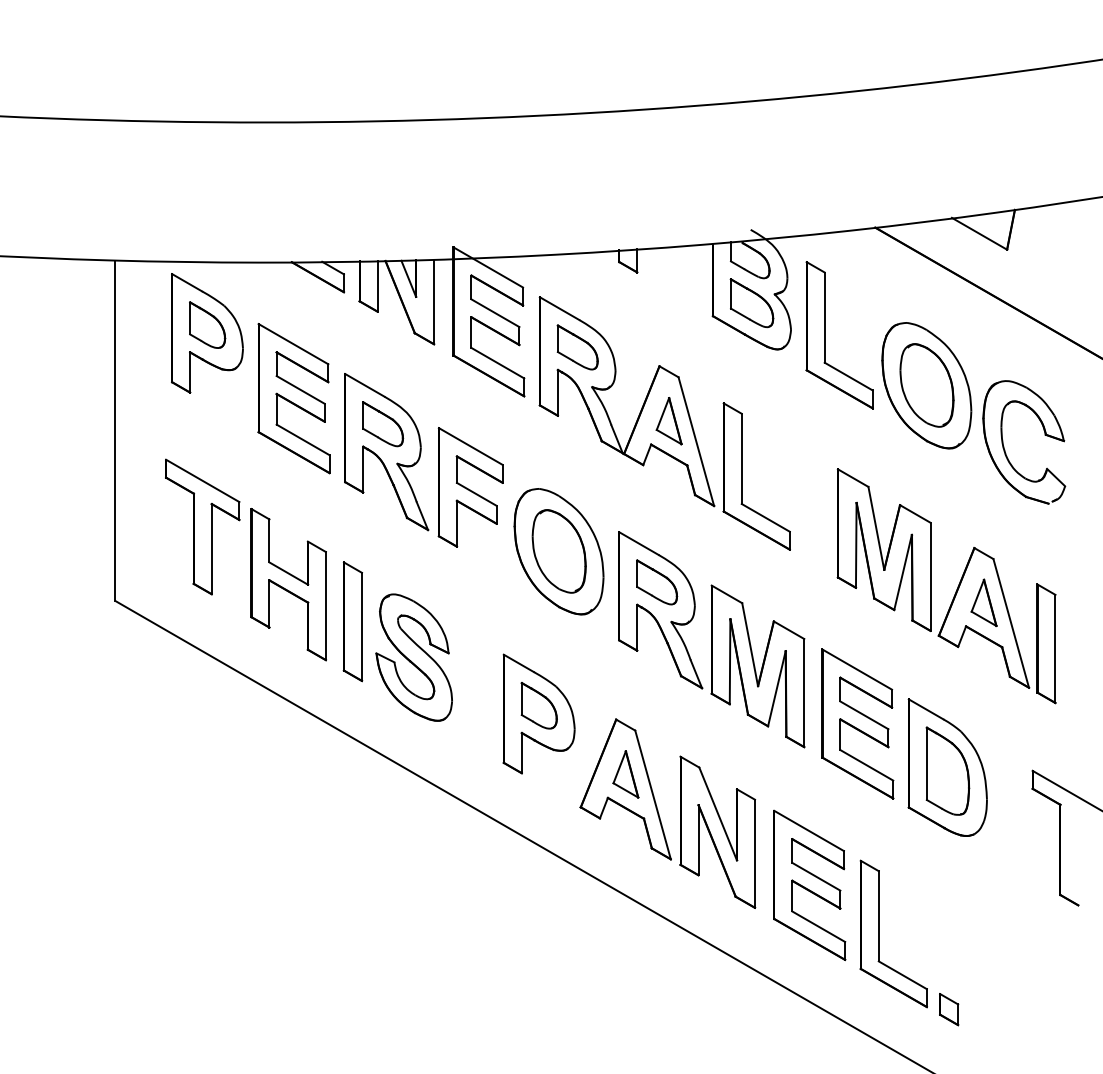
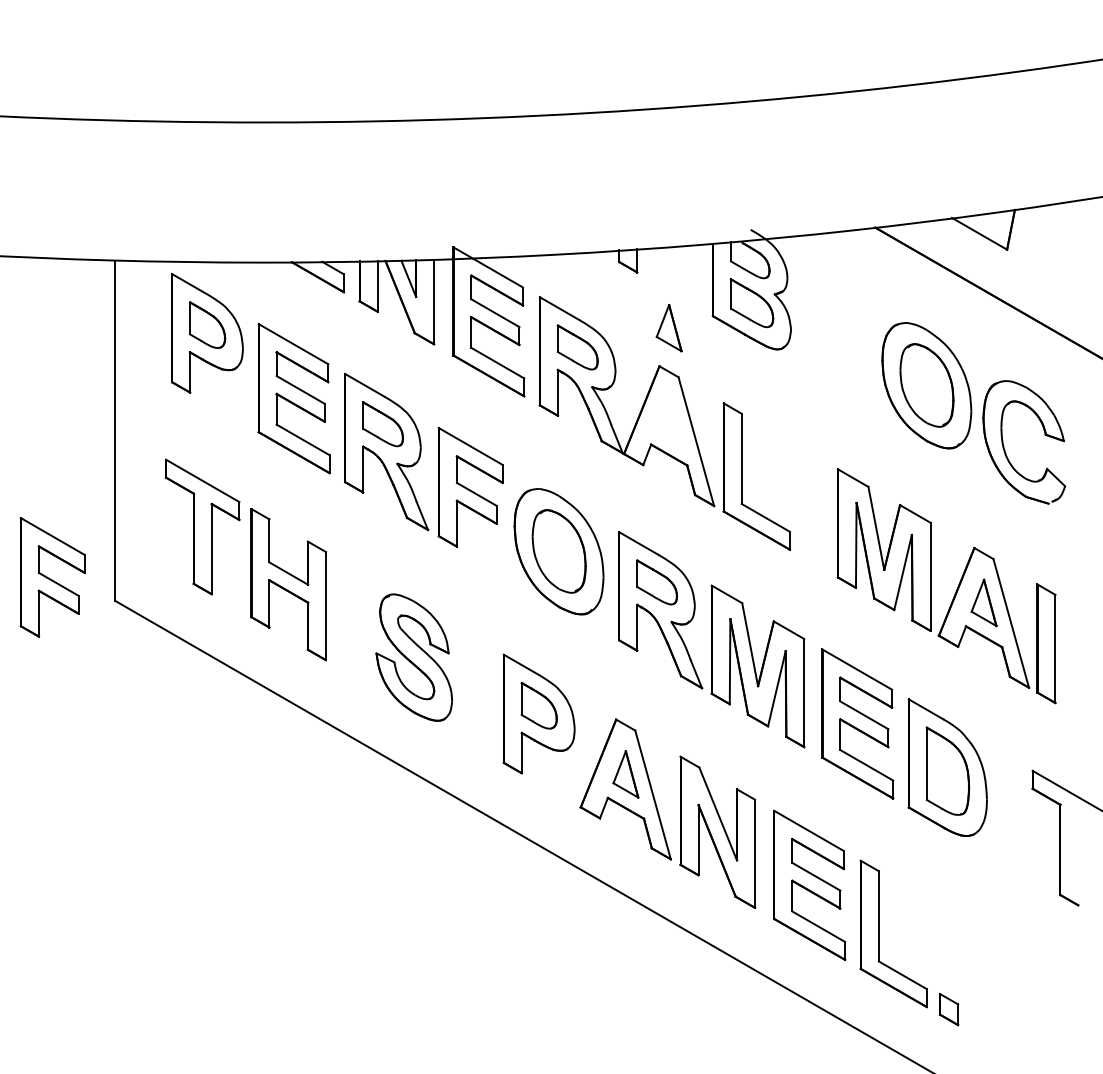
part: present -> none (825, 335)
part position: (668, 421) -> (668, 328) (668, 328)
part: none -> present (52, 577)
part: present -> none (352, 621)
